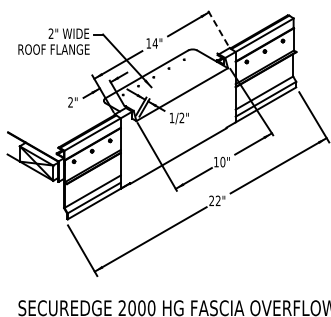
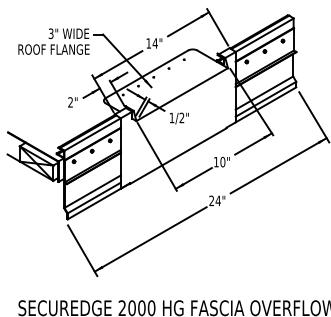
line: dashed -> solid (217, 26)
text: 2" -> 3" (50, 34)
text: 22" -> 24" (217, 200)
